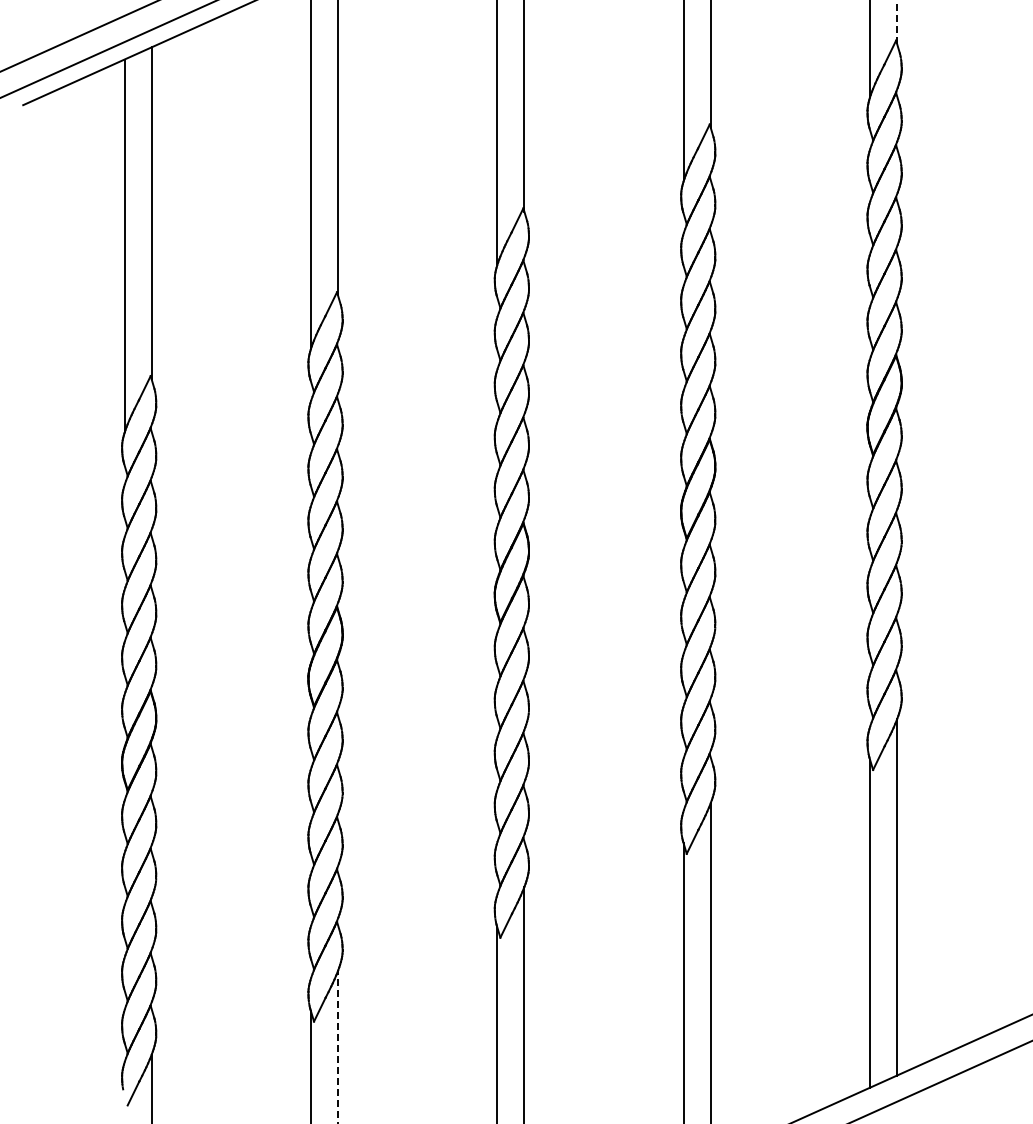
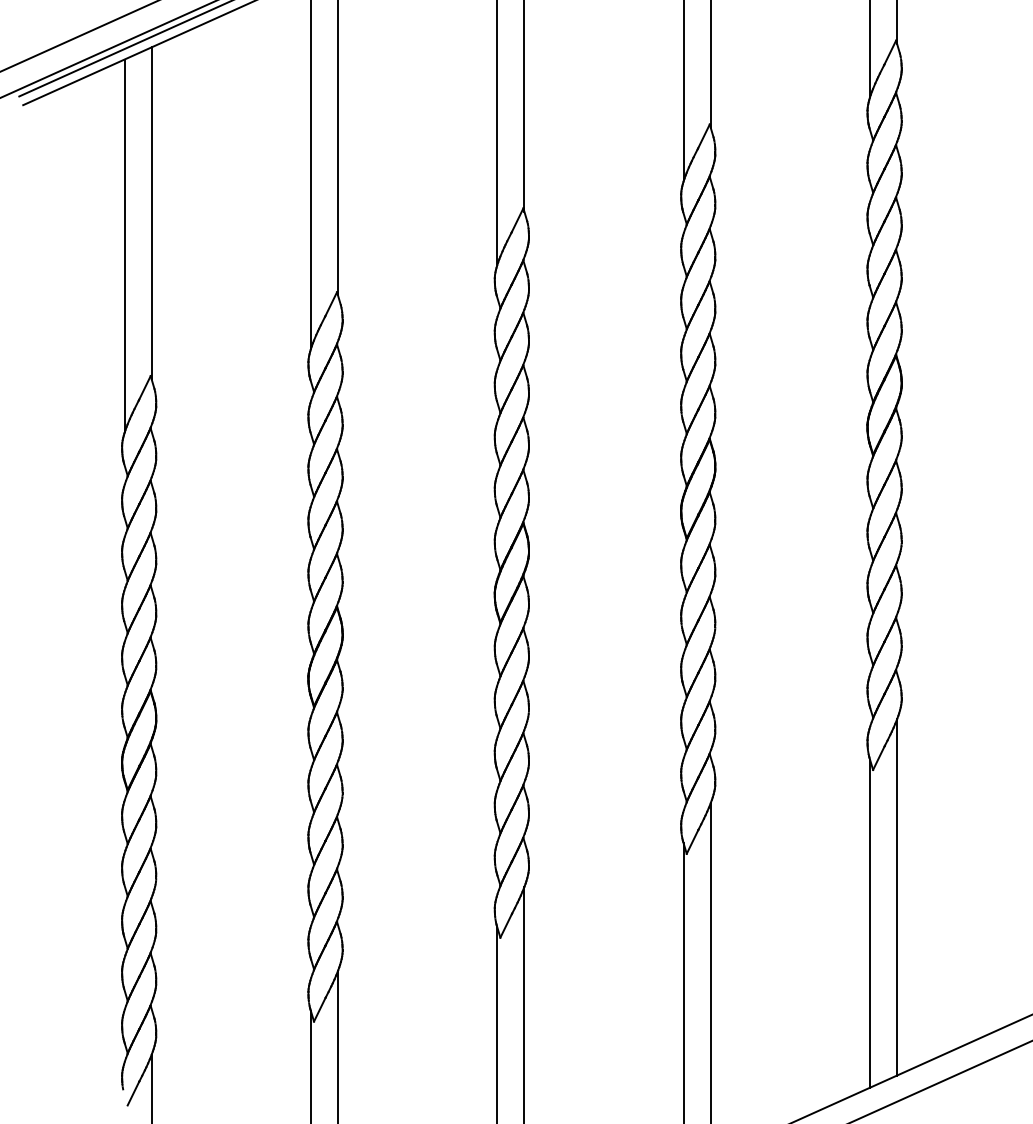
line: dashed -> solid (897, 21)
line: none -> present (124, 49)
line: dashed -> solid (338, 1046)
